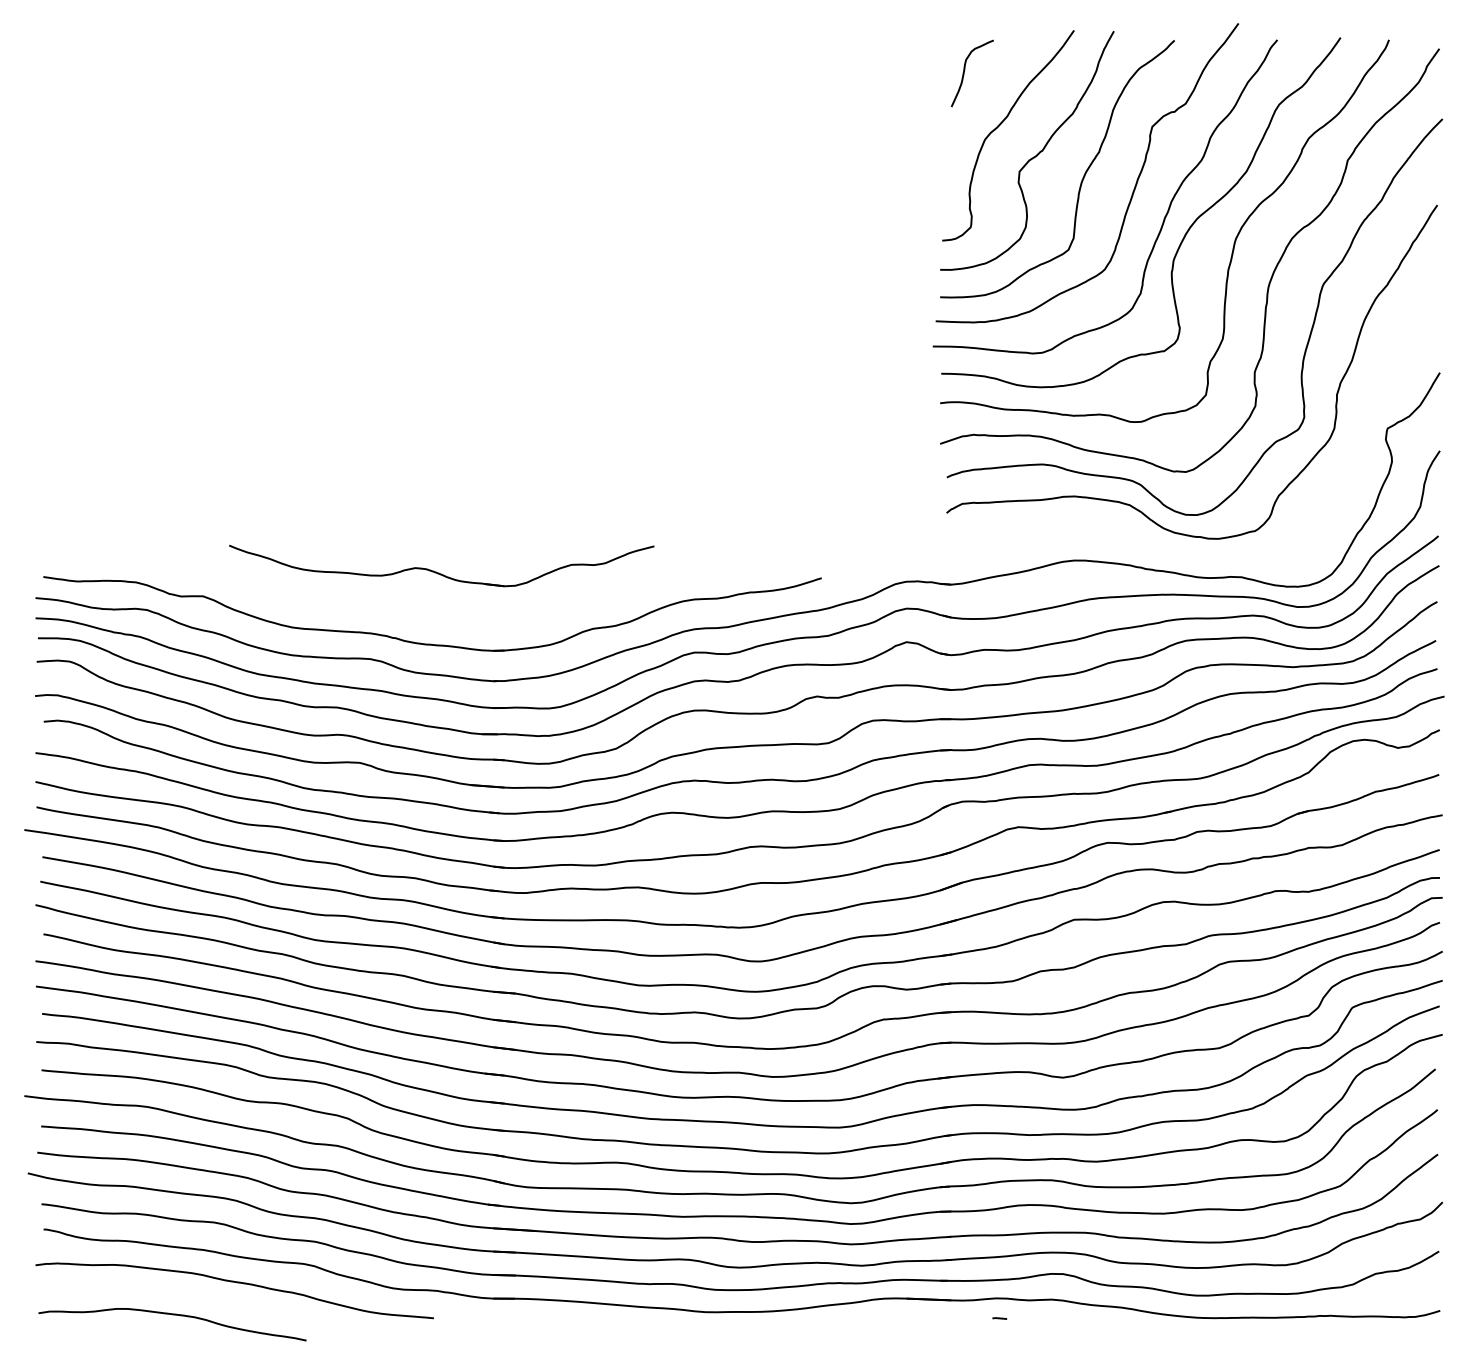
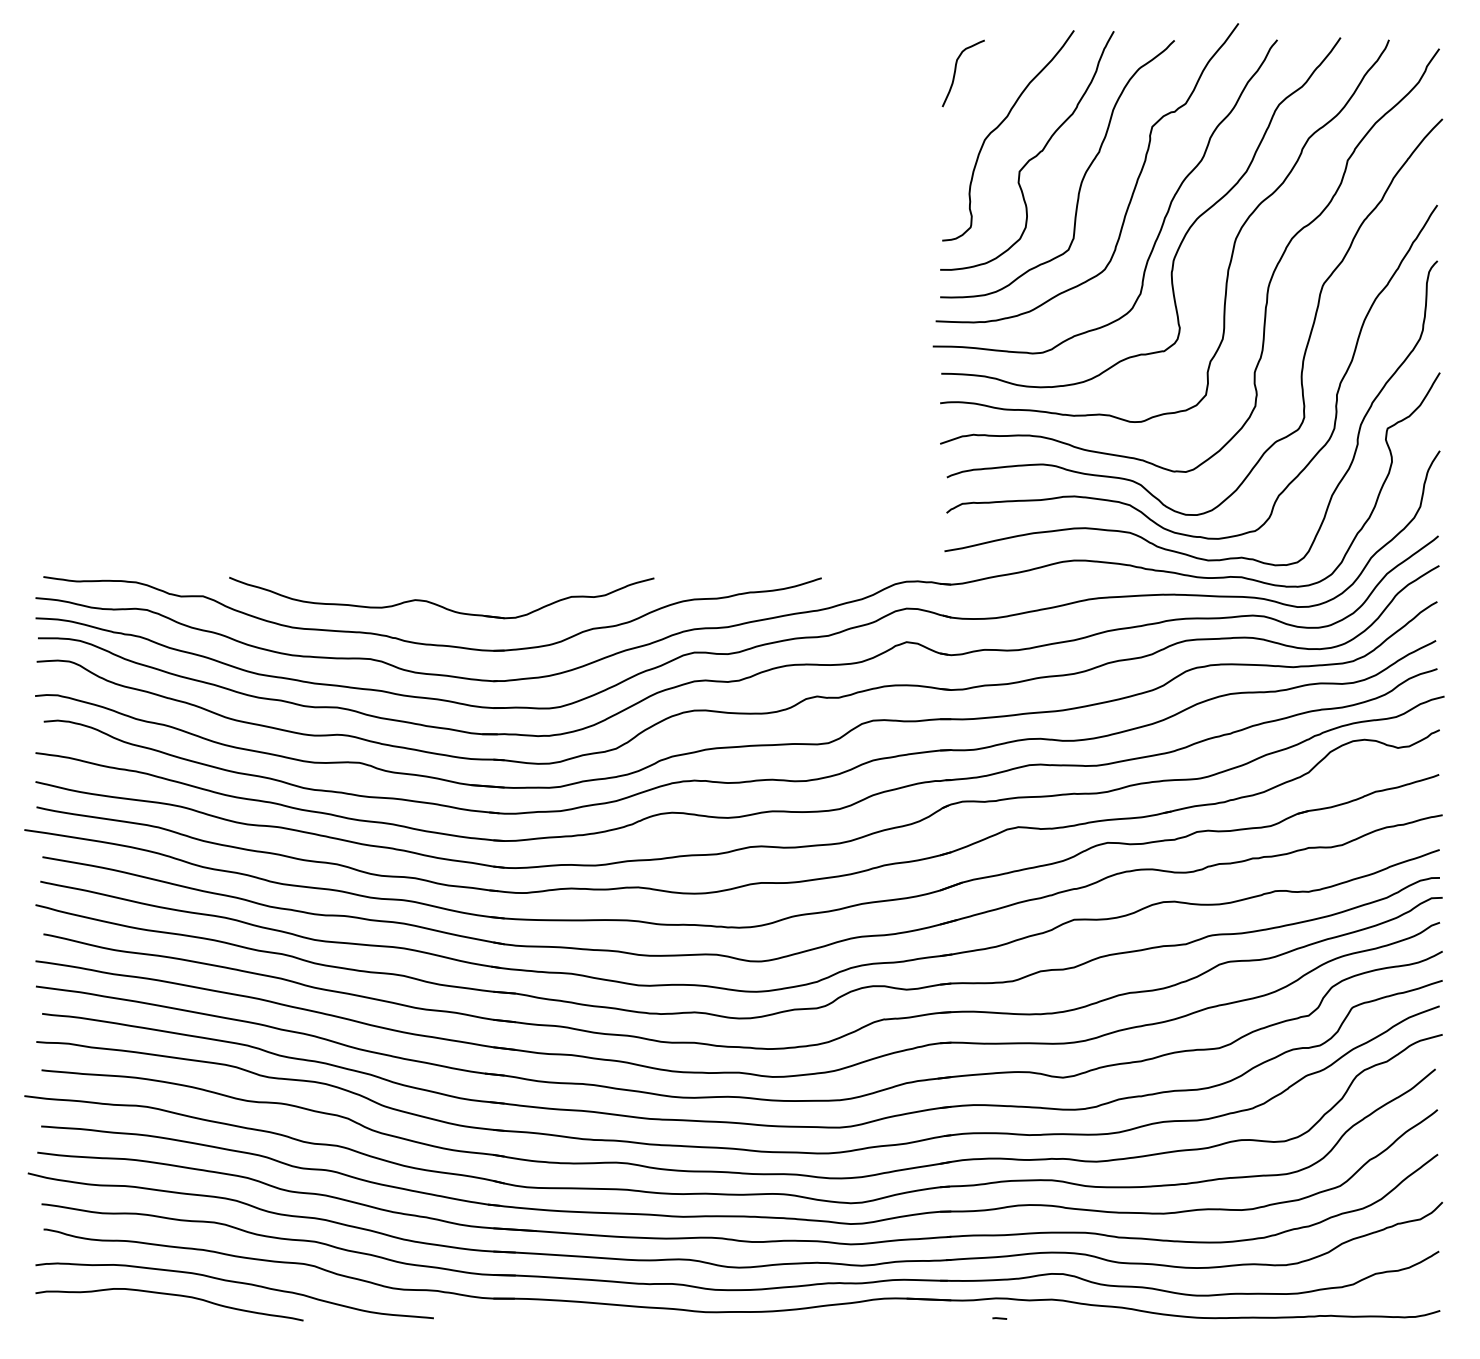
curve position: (965, 70) -> (956, 70) (956, 70)
curve: none -> present (1135, 533)
part position: (438, 572) -> (438, 604) (438, 604)
curve position: (172, 1315) -> (169, 1295) (169, 1295)
